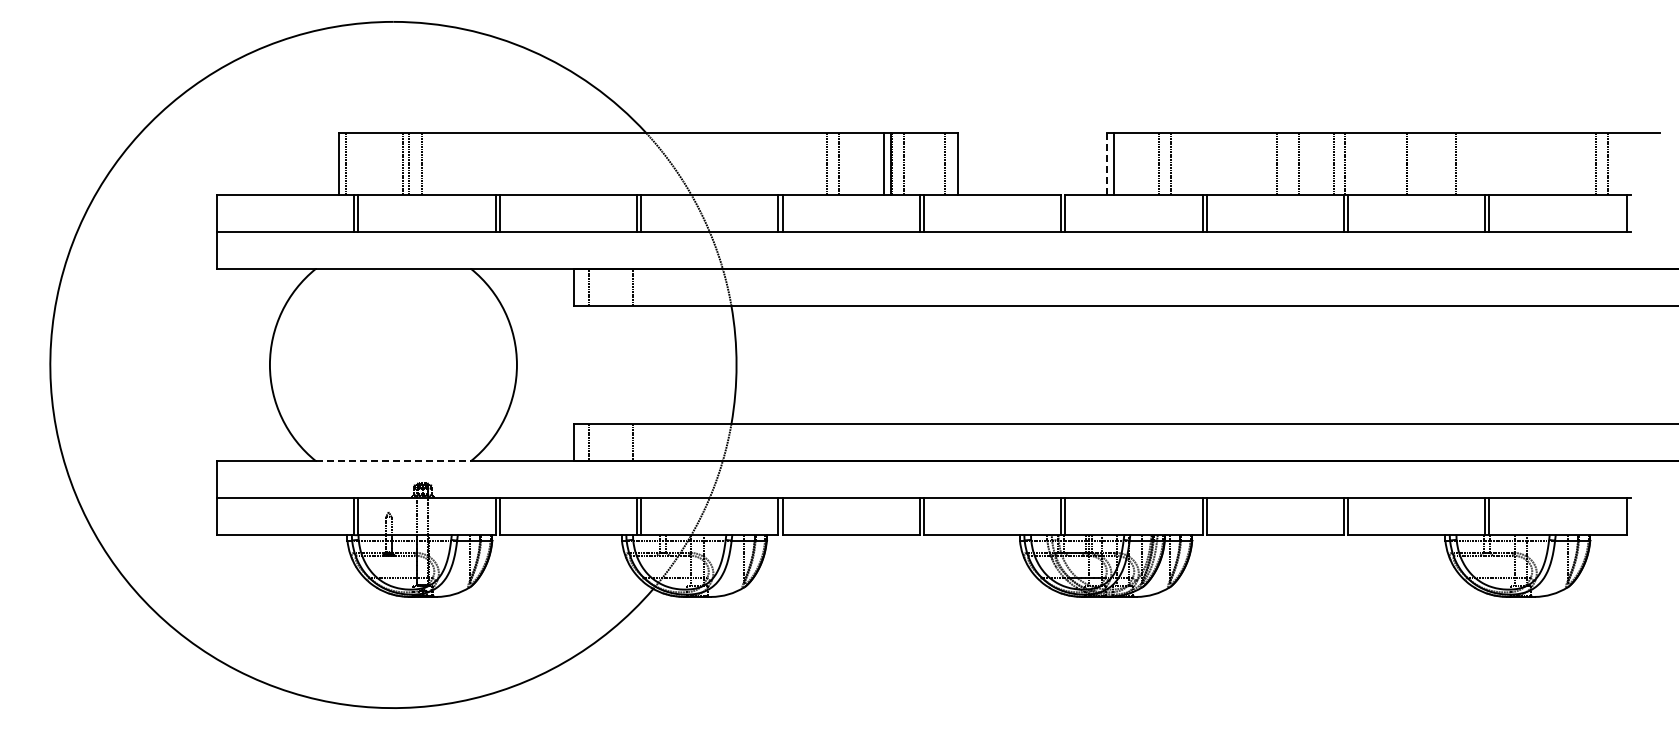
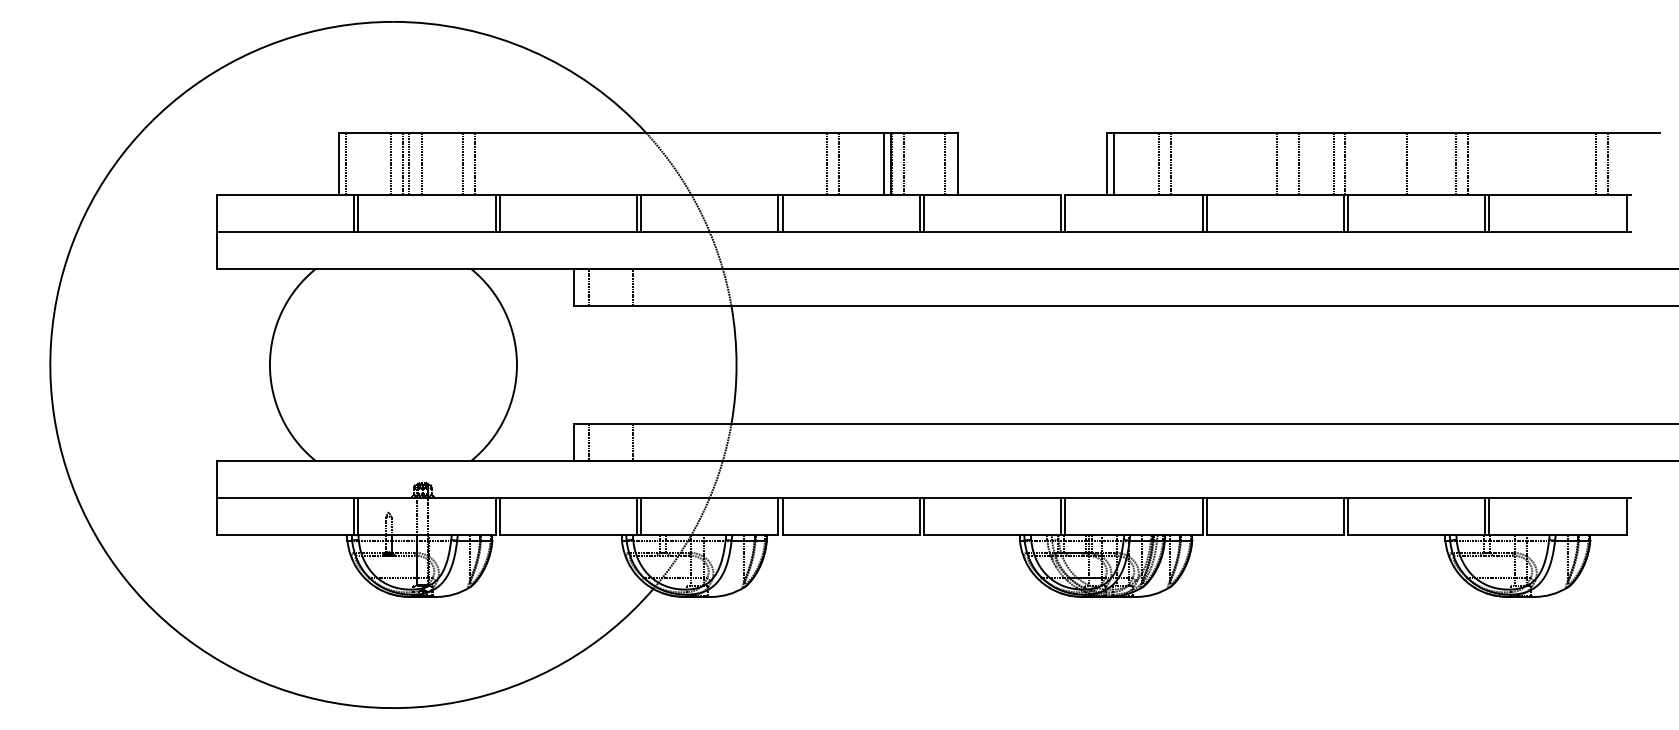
line: none -> present (391, 163)
line: none -> present (463, 163)
line: none -> present (475, 163)
line: dashed -> solid (1107, 163)
line: none -> present (1467, 163)
line: dashed -> solid (393, 461)
